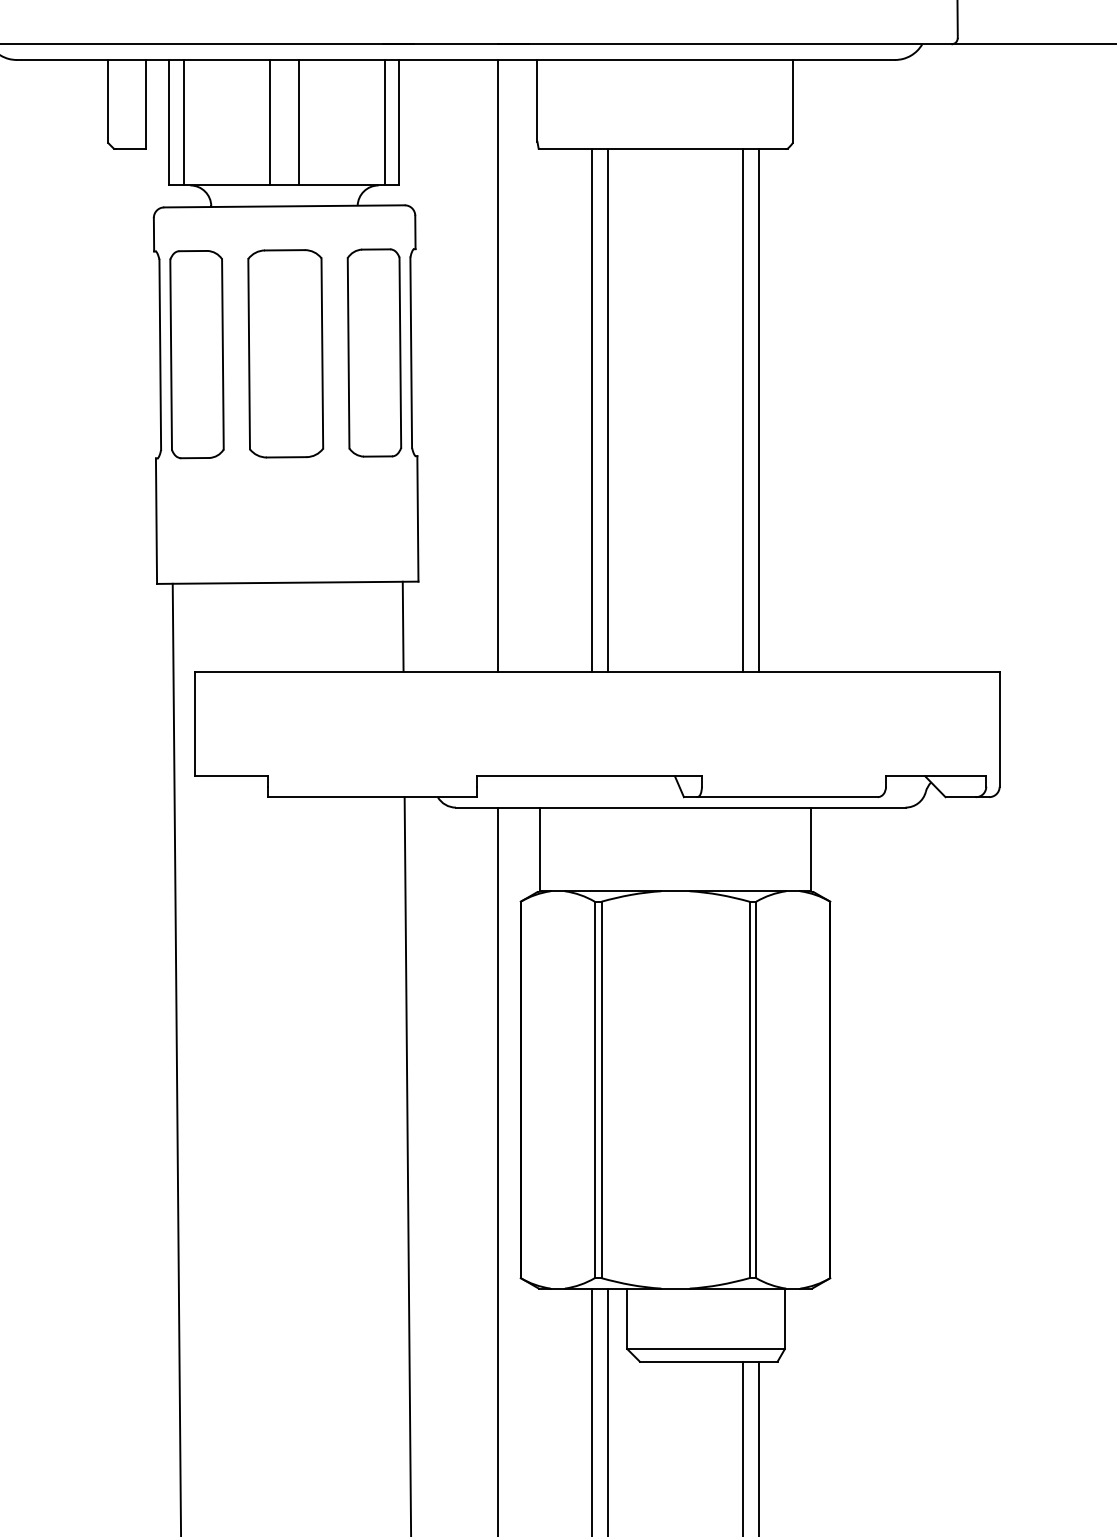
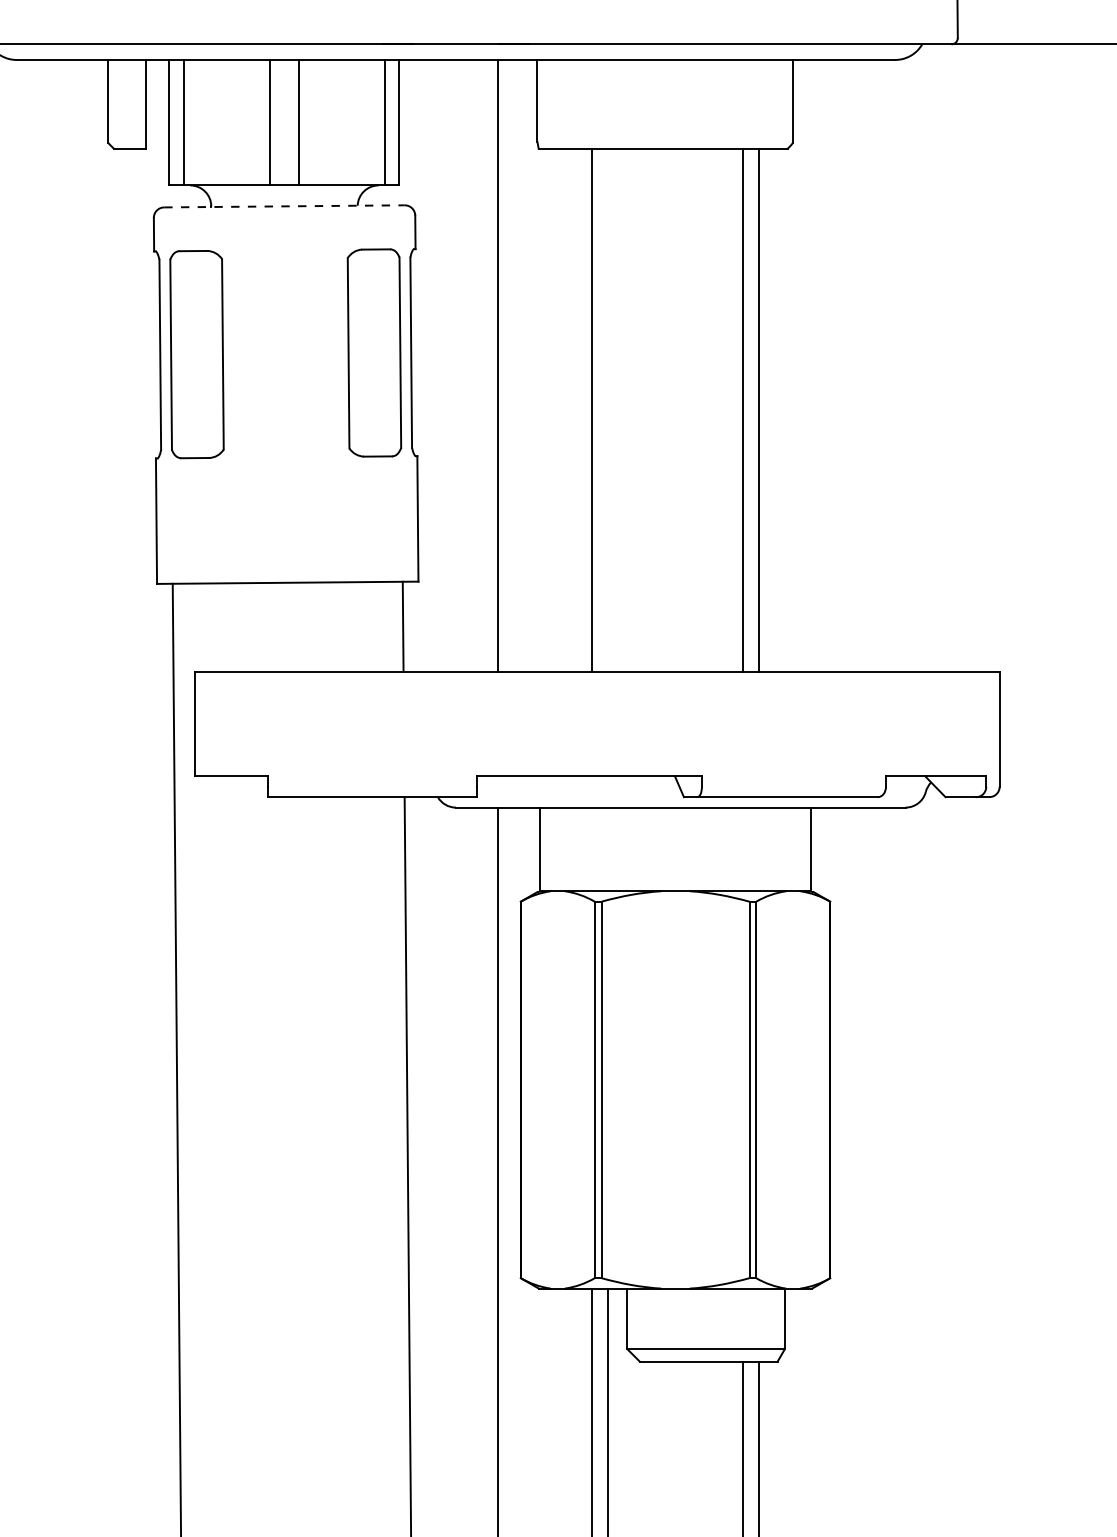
line: solid -> dashed (284, 206)
part: present -> none (285, 353)
line: present -> none (607, 409)
